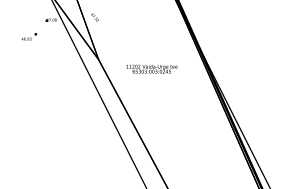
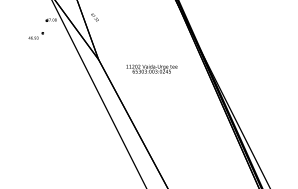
part position: (28, 36) -> (35, 35) (35, 35)
